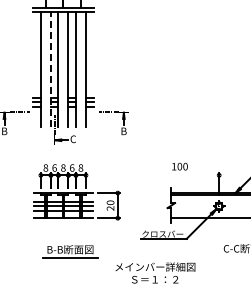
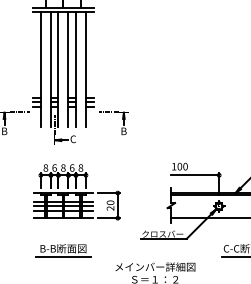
line: dashed -> solid (50, 69)
line: none -> present (195, 175)
part position: (70, 251) -> (63, 250) (63, 250)
line: none -> present (234, 257)
